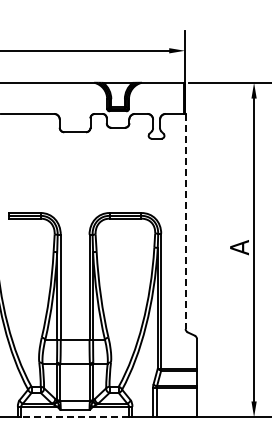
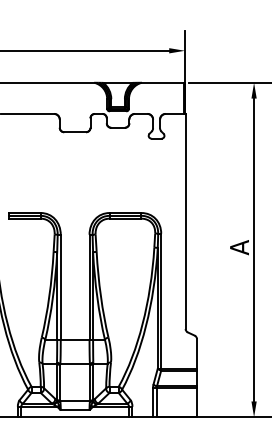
line: dashed -> solid (185, 221)
line: dashed -> solid (75, 417)
